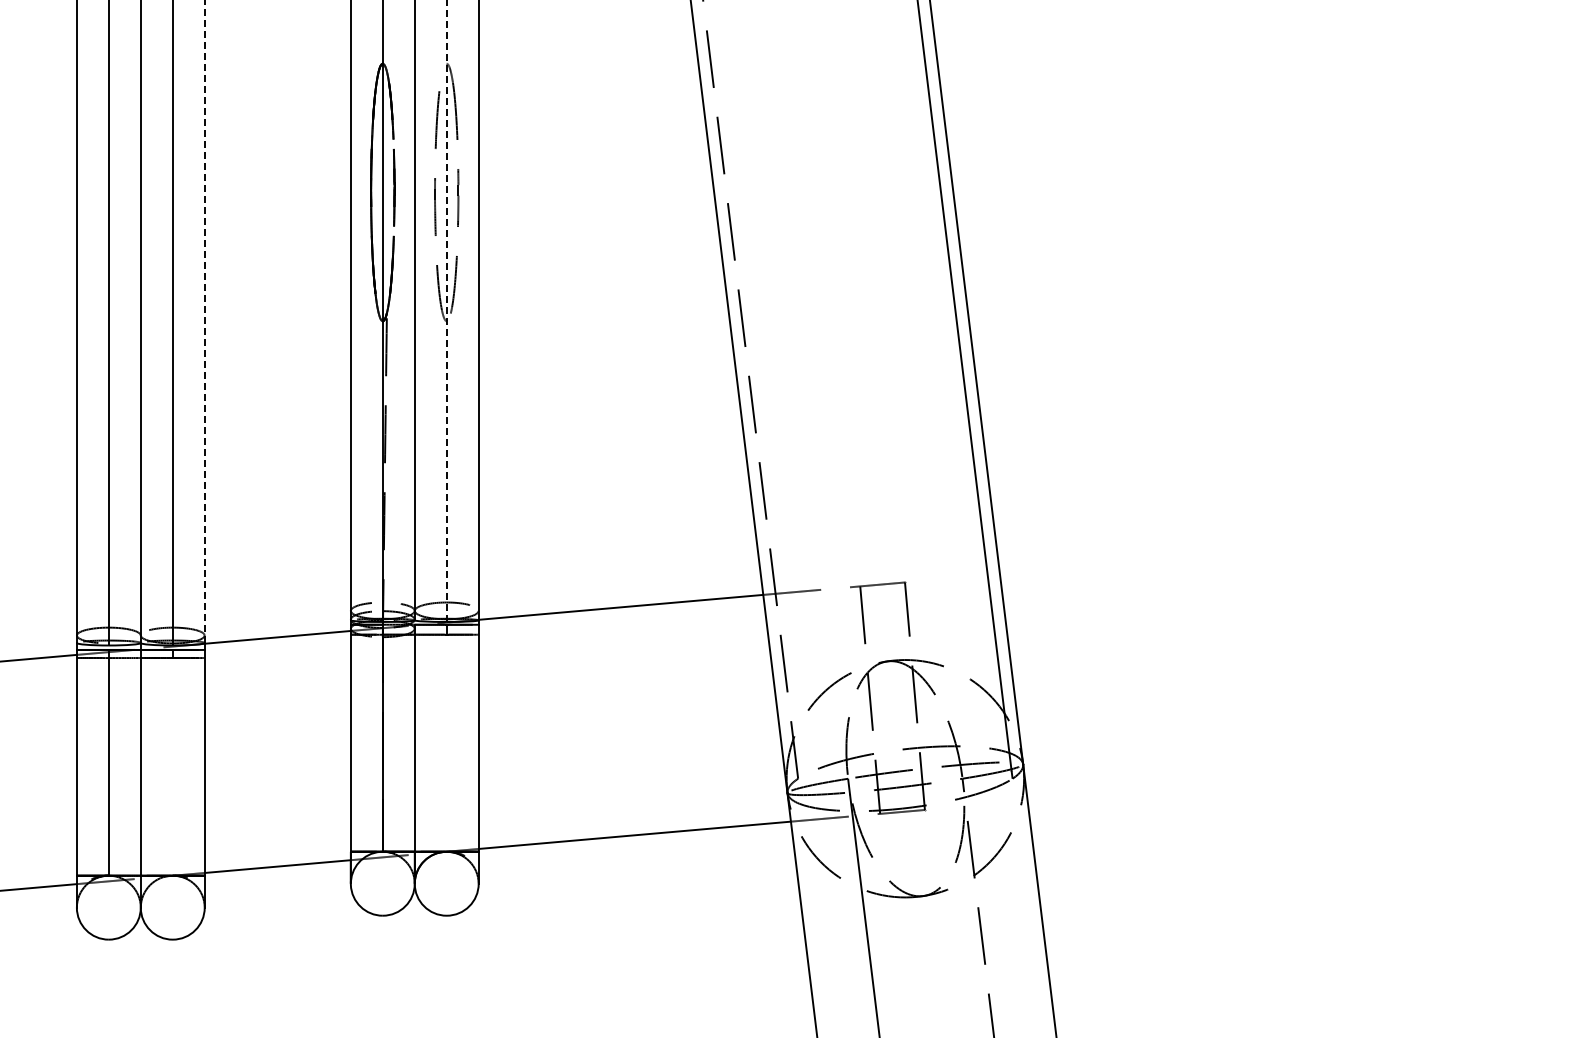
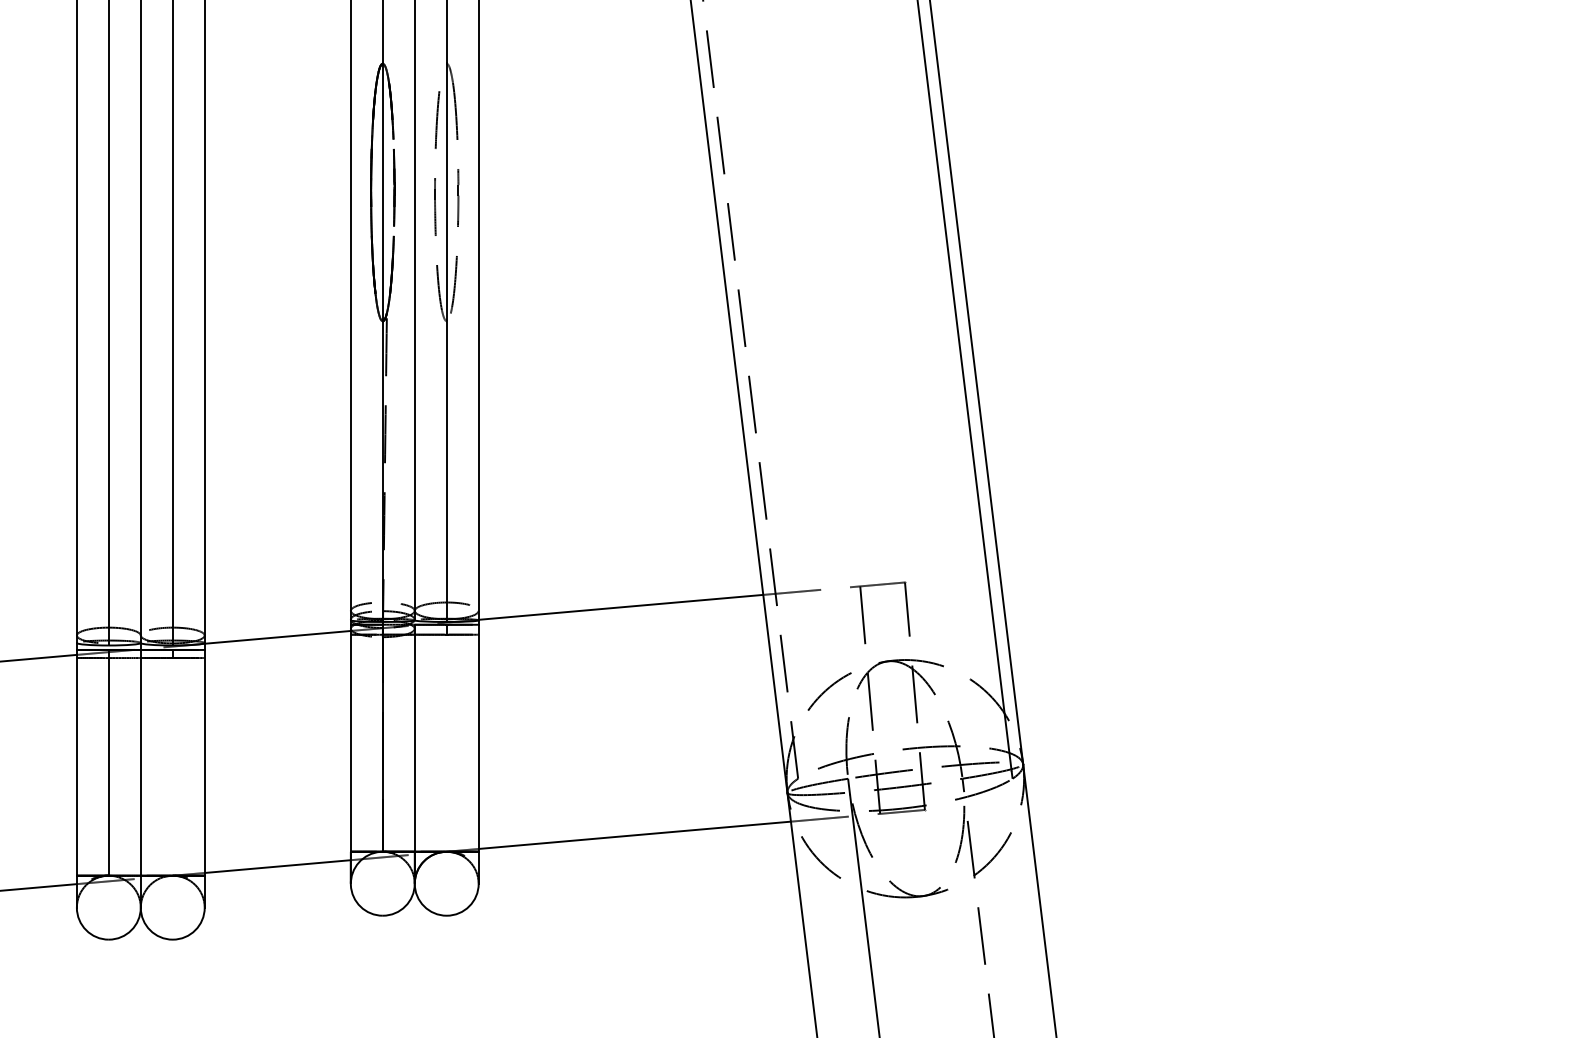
line: dashed -> solid (446, 311)
line: dashed -> solid (204, 321)
